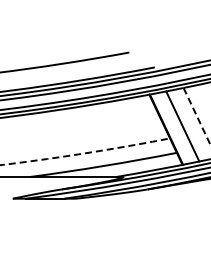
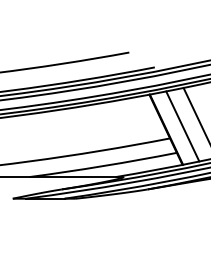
line: dashed -> solid (197, 116)
arc: dashed -> solid (85, 153)
